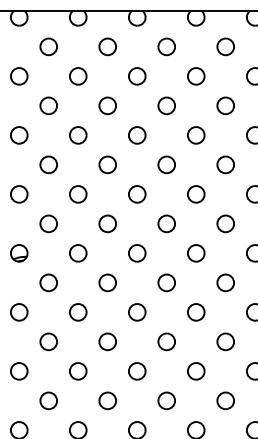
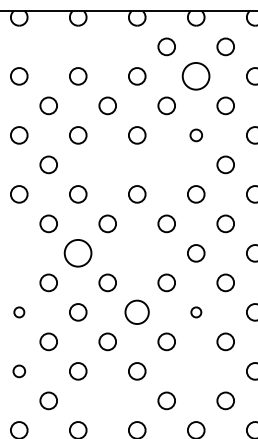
circle: present -> none (48, 46)
circle: present -> none (107, 46)
circle size: 19x19 px -> 30x29 px (195, 76)
circle size: 19x19 px -> 14x15 px (195, 135)
circle: present -> none (107, 164)
circle: present -> none (166, 164)
part: present -> none (19, 253)
circle size: 19x19 px -> 30x29 px (77, 253)
circle: present -> none (137, 253)
circle size: 19x19 px -> 13x13 px (19, 312)
circle size: 19x19 px -> 26x26 px (136, 311)
circle size: 19x19 px -> 13x13 px (196, 312)
circle size: 19x19 px -> 14x15 px (18, 371)
circle: present -> none (196, 371)
circle: present -> none (107, 400)
